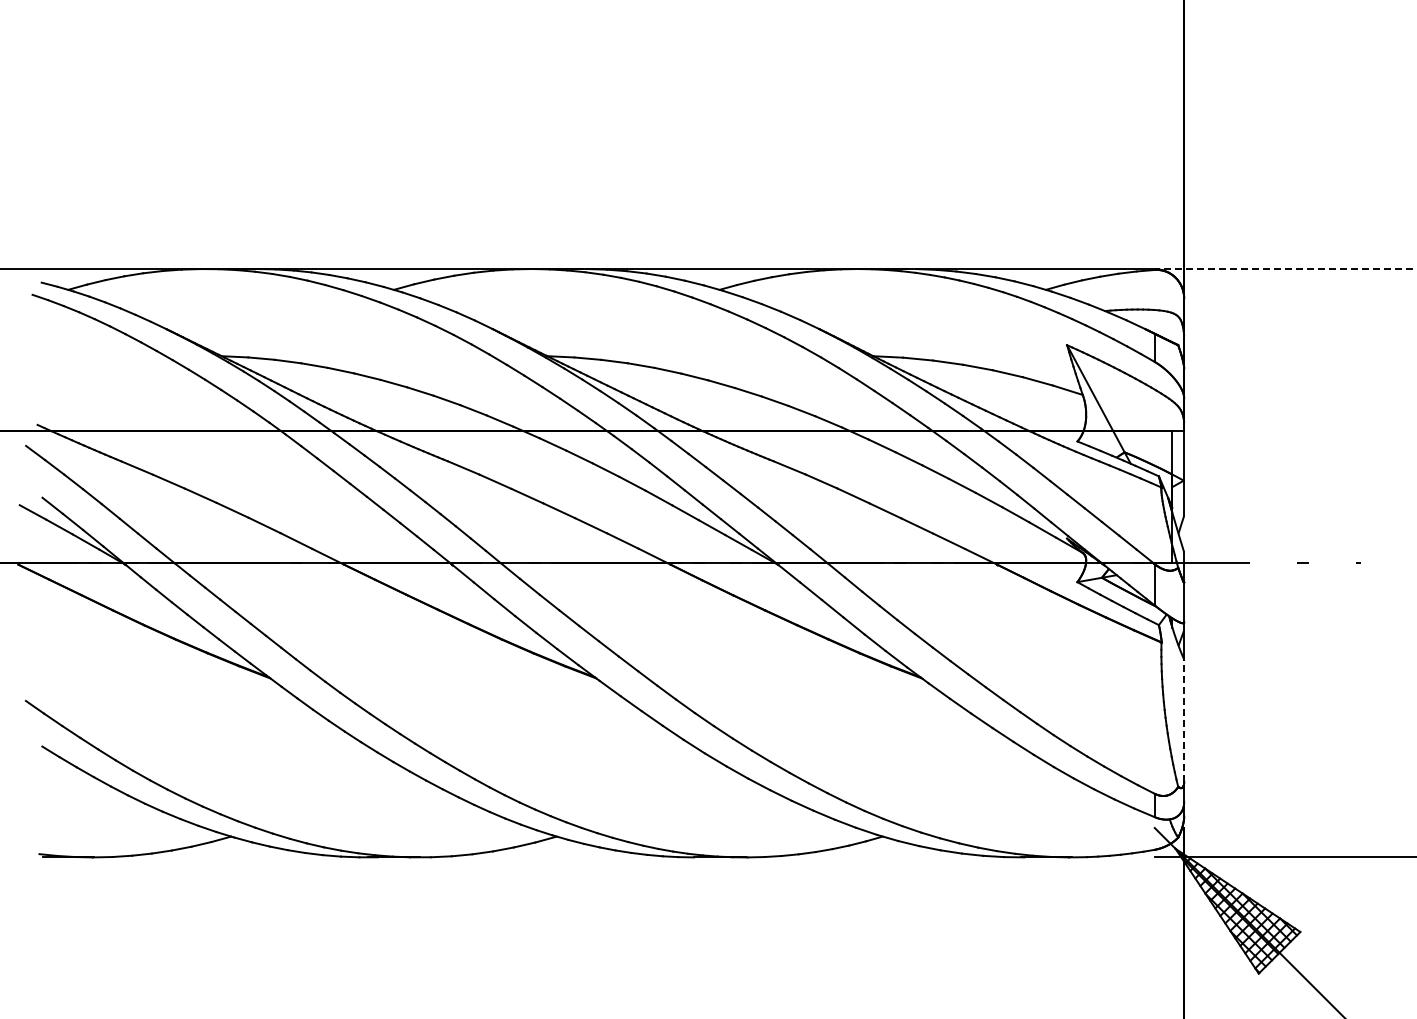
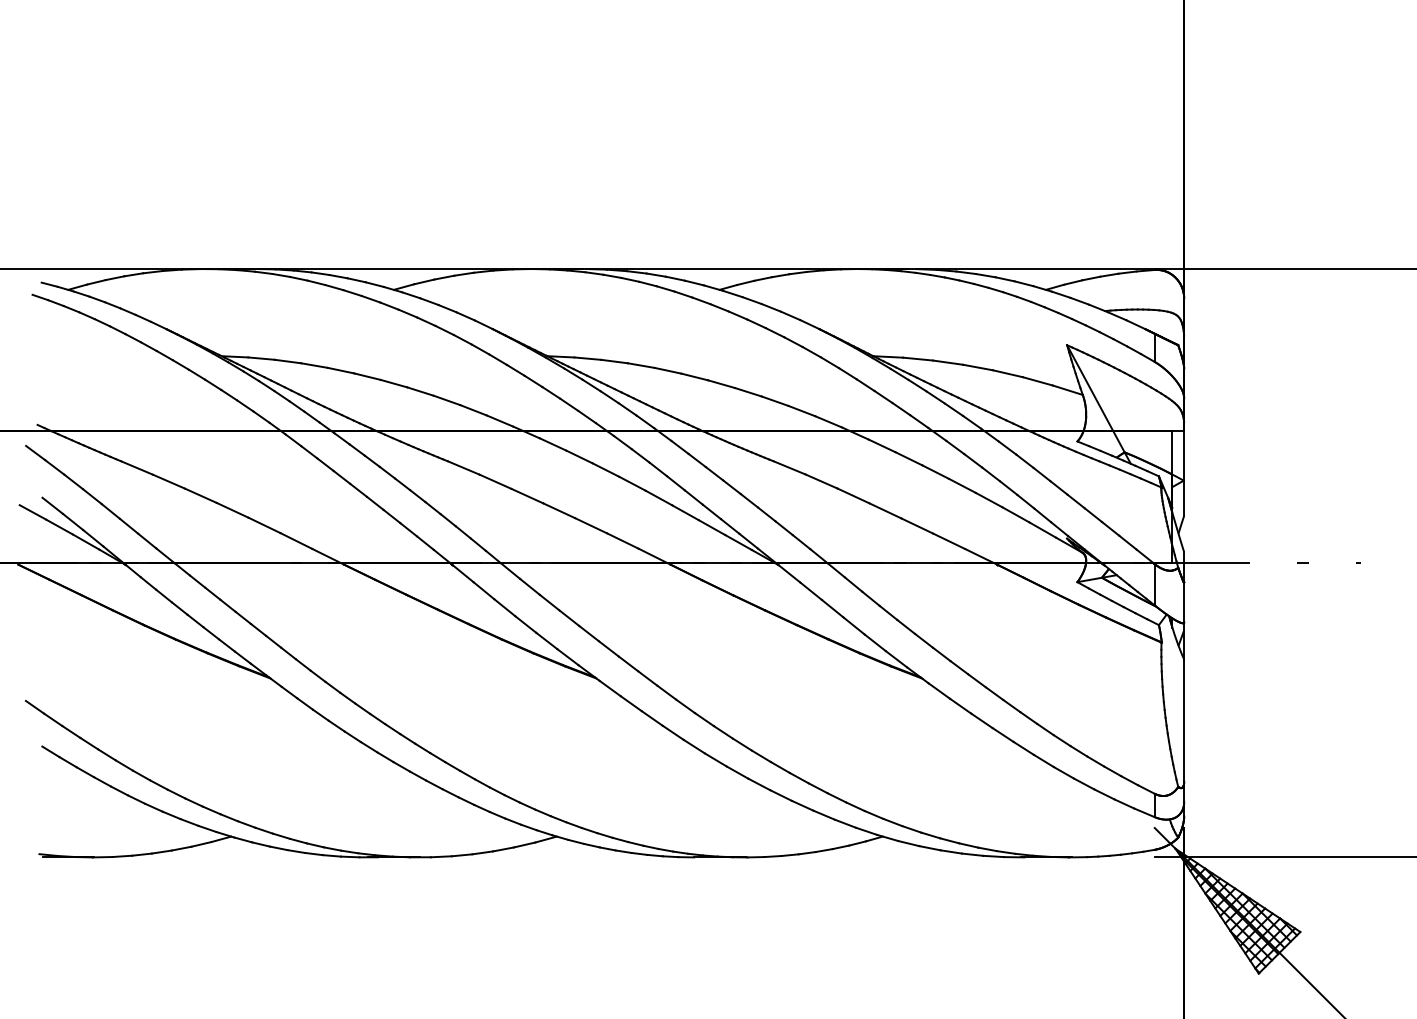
line: dashed -> solid (1285, 269)
line: dashed -> solid (1184, 720)
